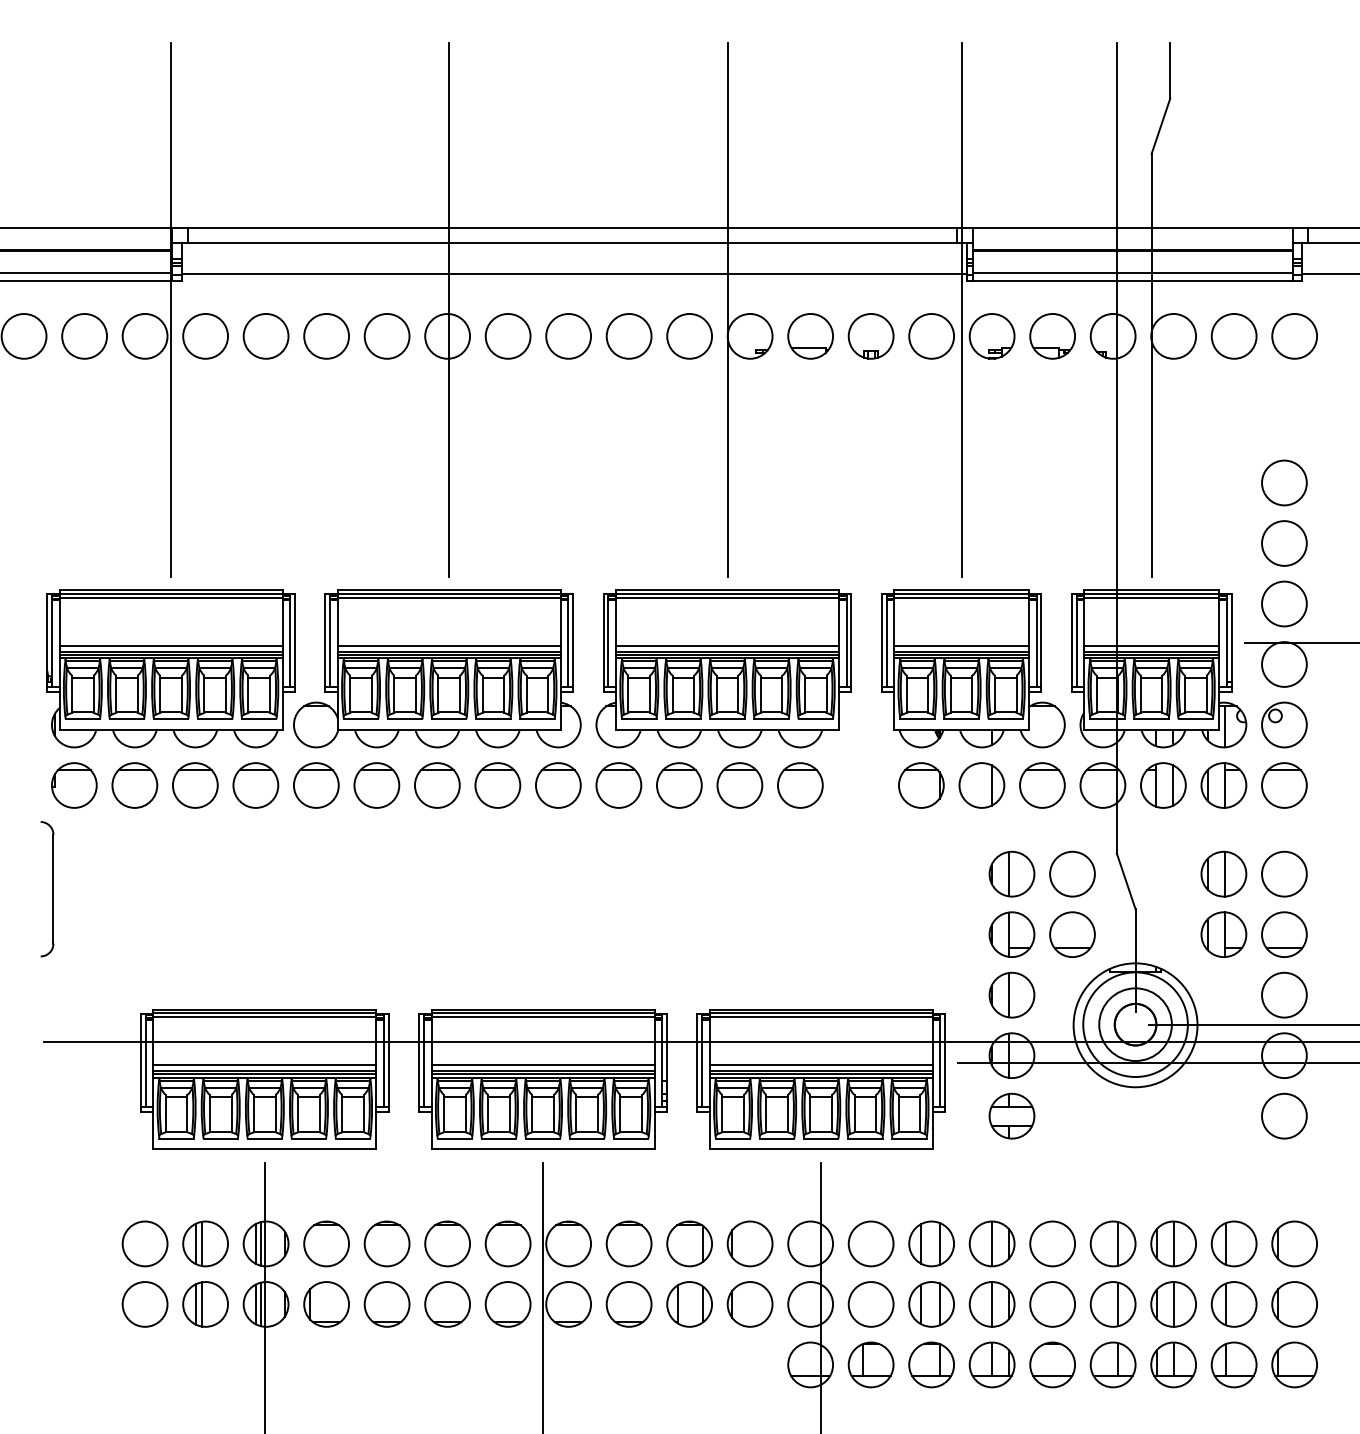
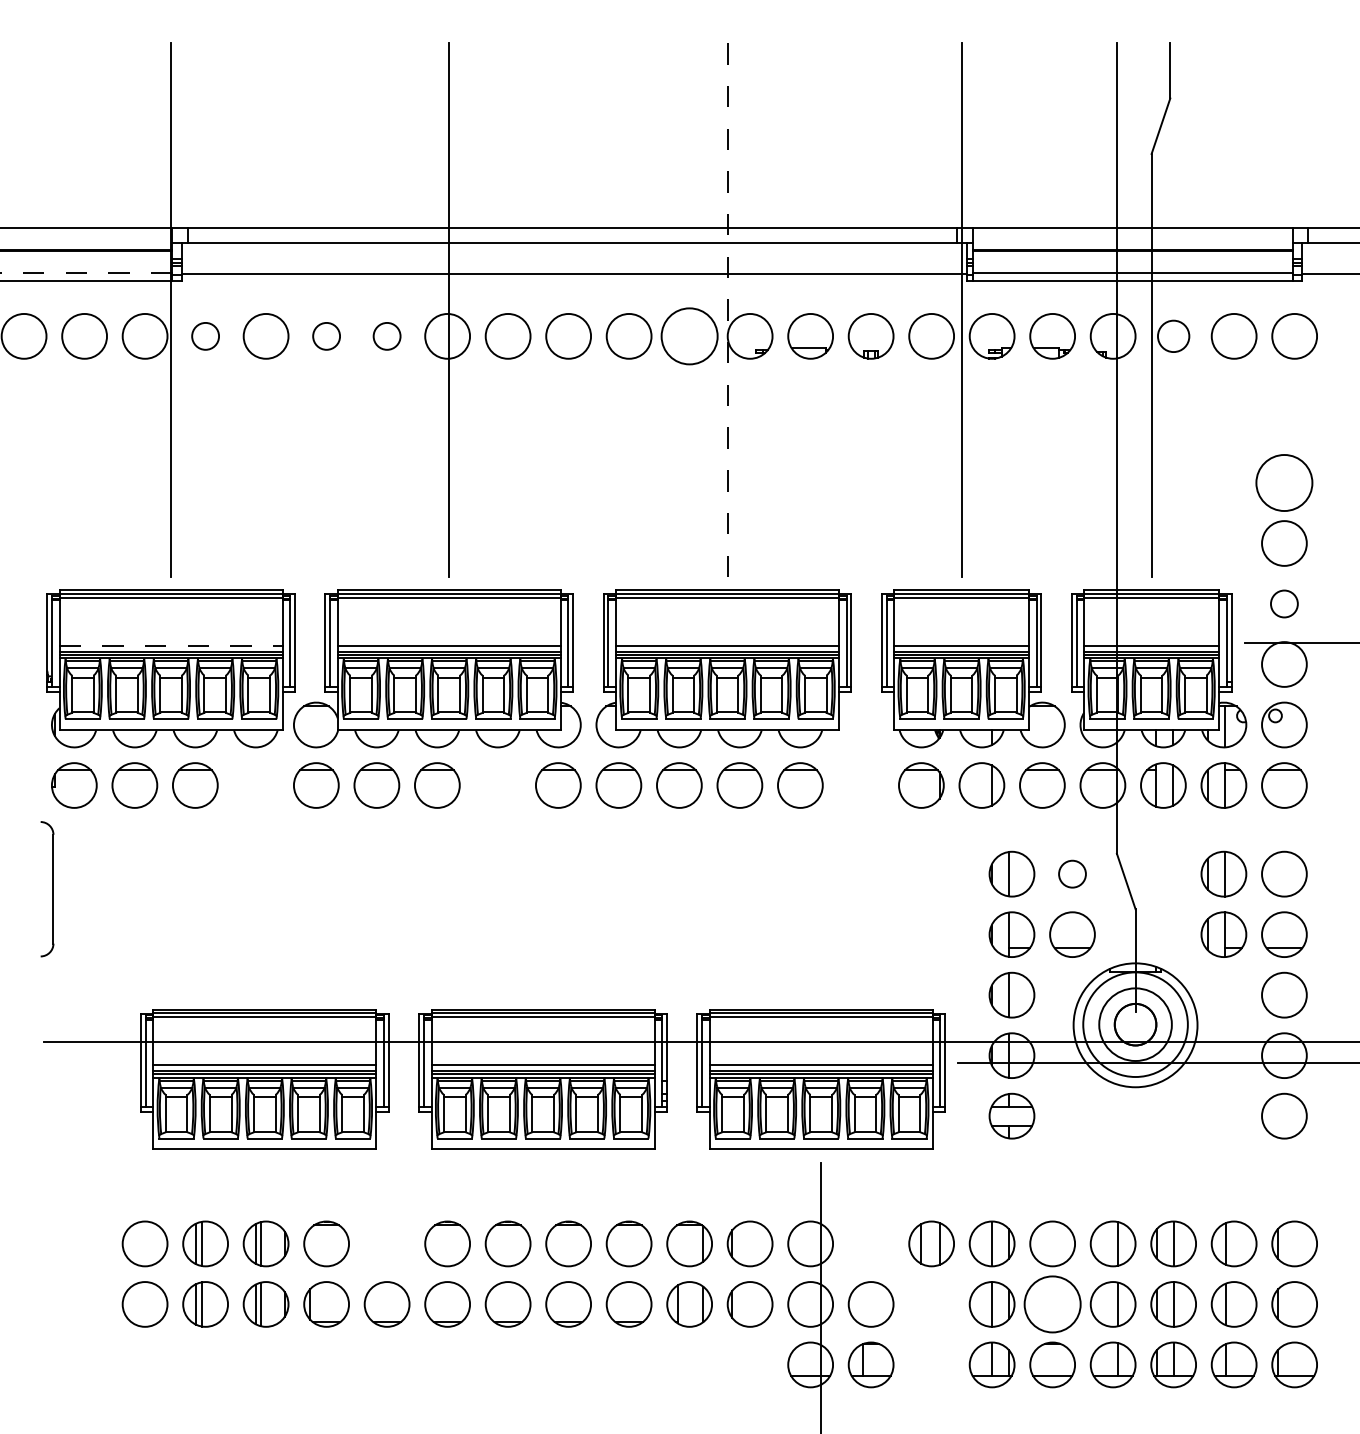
line: solid -> dashed (86, 272)
line: solid -> dashed (727, 309)
circle diameter: 45 px -> 27 px (205, 335)
circle diameter: 45 px -> 27 px (326, 335)
circle diameter: 45 px -> 27 px (386, 335)
circle diameter: 45 px -> 56 px (689, 336)
circle diameter: 45 px -> 31 px (1173, 336)
circle size: 47x48 px -> 59x58 px (1284, 482)
circle diameter: 45 px -> 27 px (1283, 603)
line: solid -> dashed (171, 645)
part: present -> none (255, 785)
part: present -> none (497, 785)
circle diameter: 45 px -> 27 px (1072, 873)
line: present -> none (1252, 1025)
part: present -> none (386, 1243)
circle: present -> none (870, 1243)
line: present -> none (264, 1296)
line: present -> none (543, 1296)
part: present -> none (931, 1304)
circle diameter: 45 px -> 56 px (1052, 1304)
part: present -> none (931, 1364)
